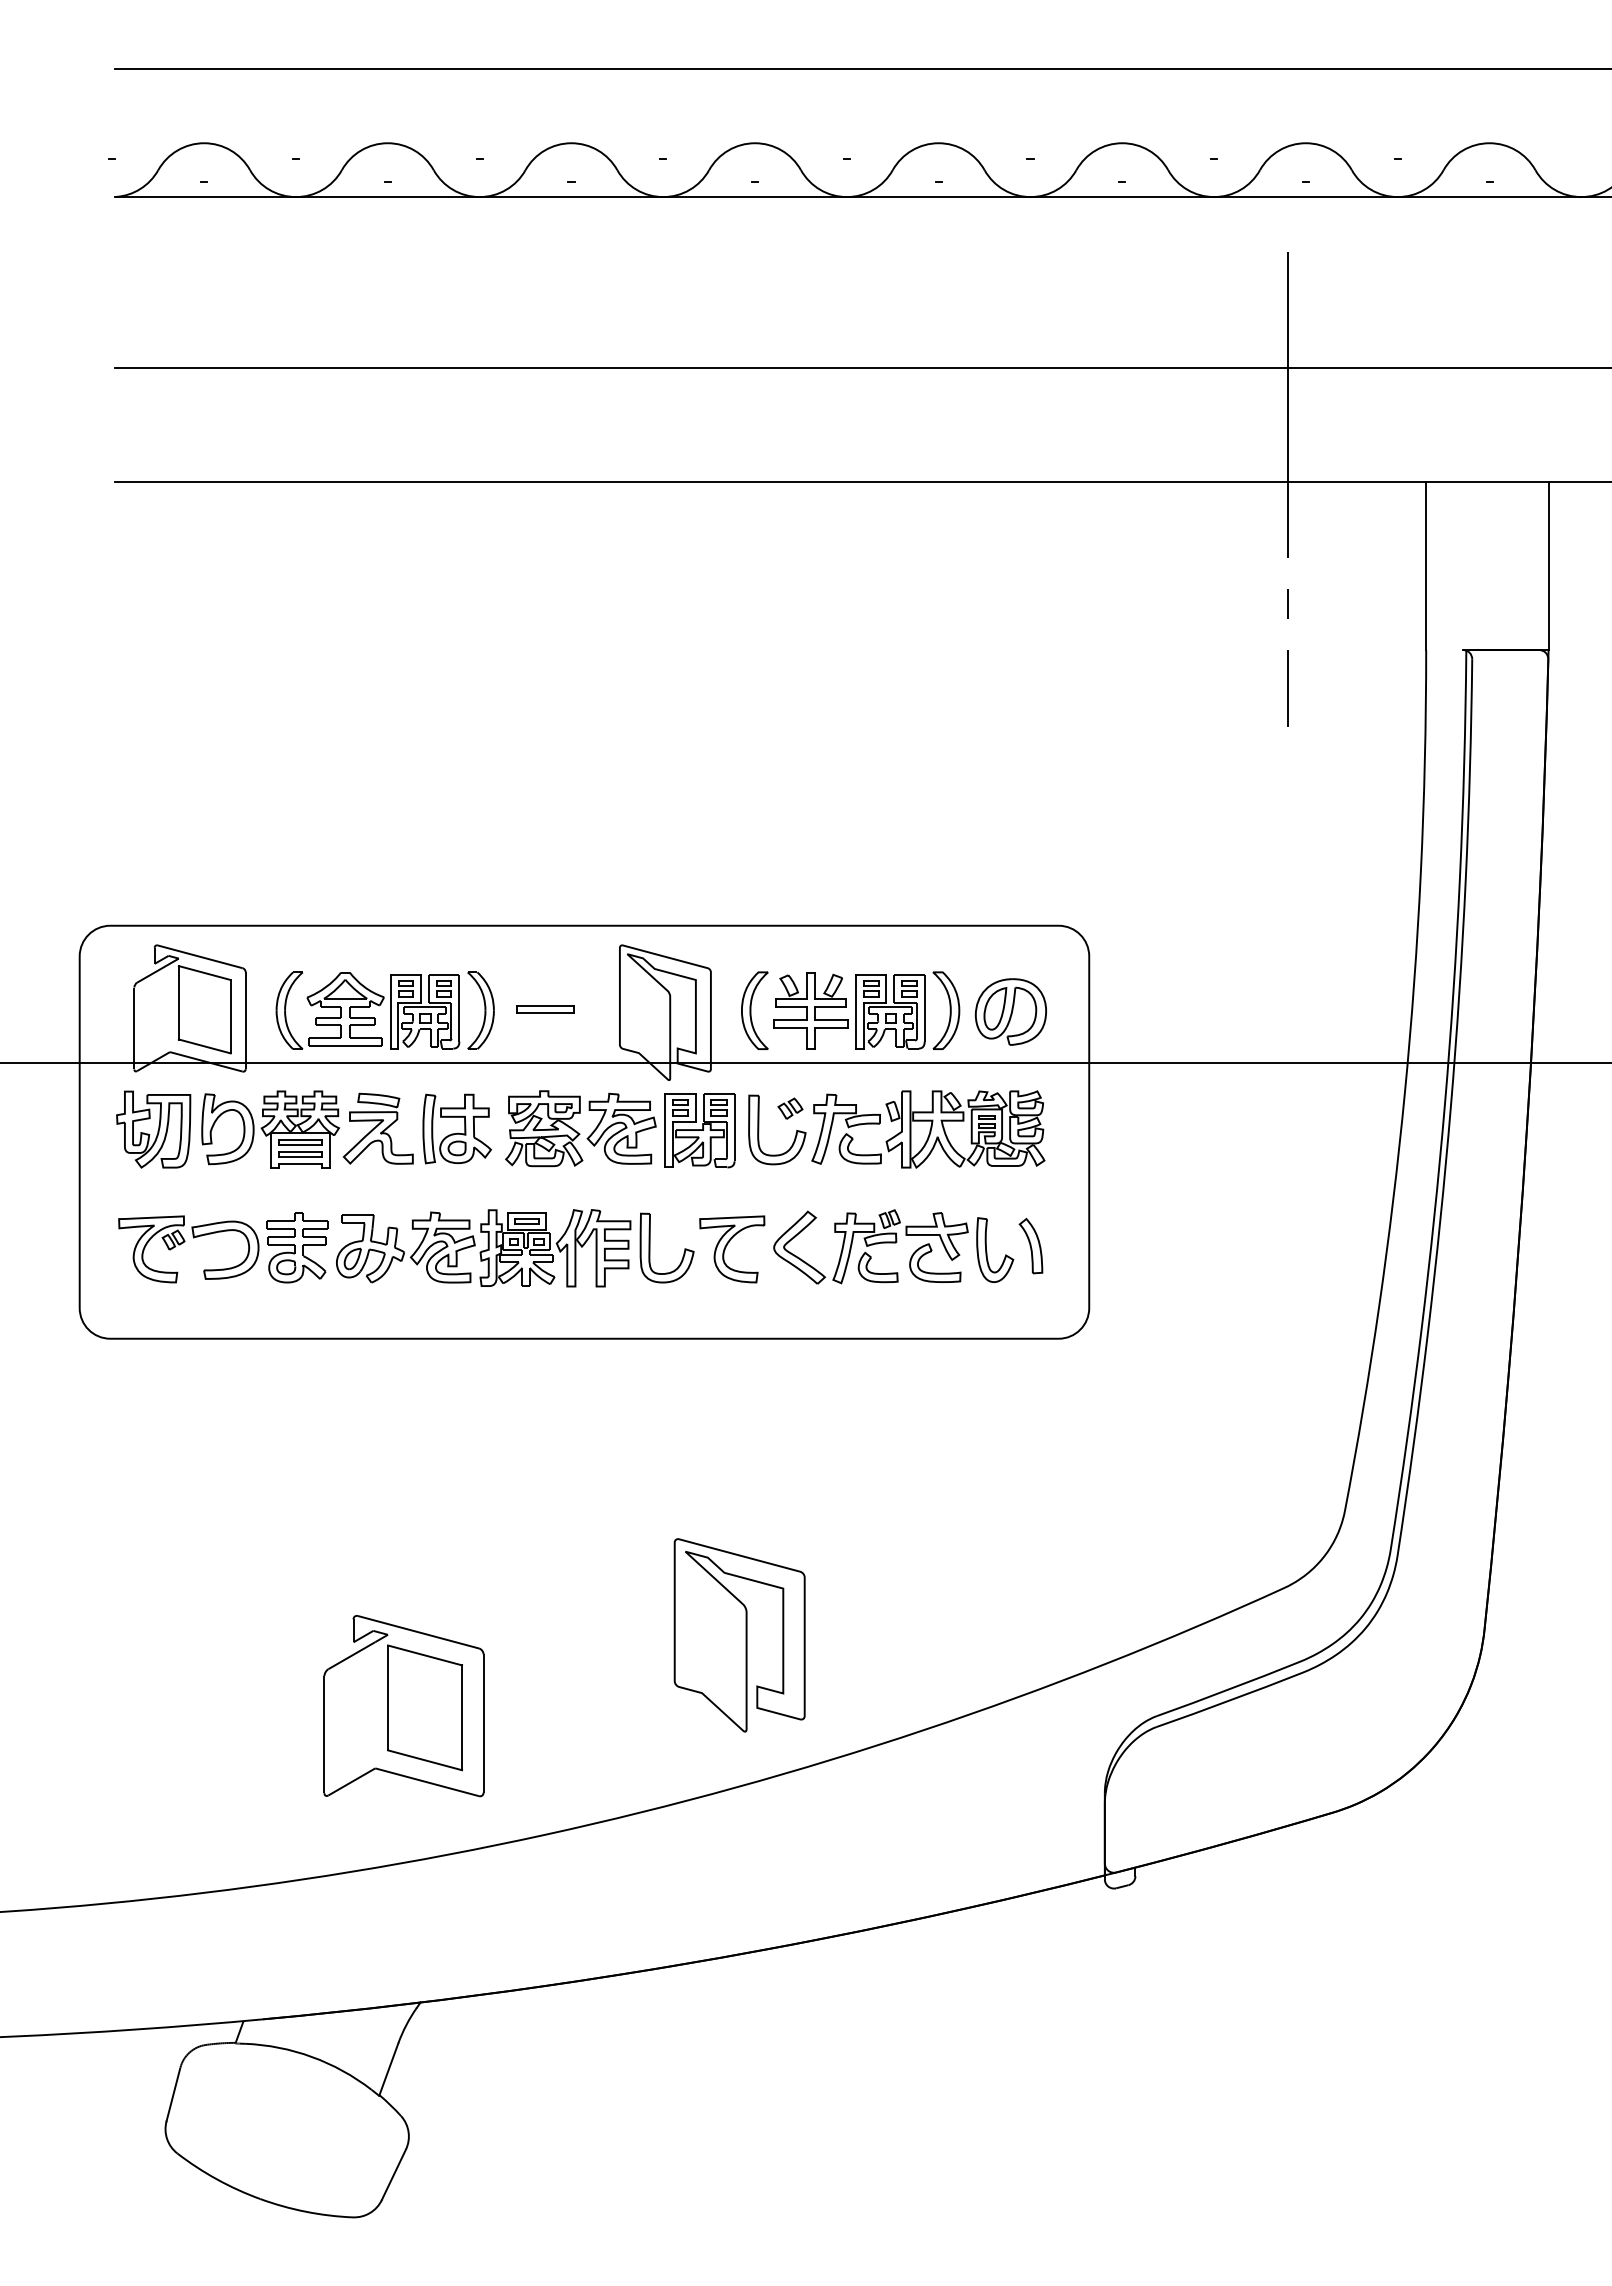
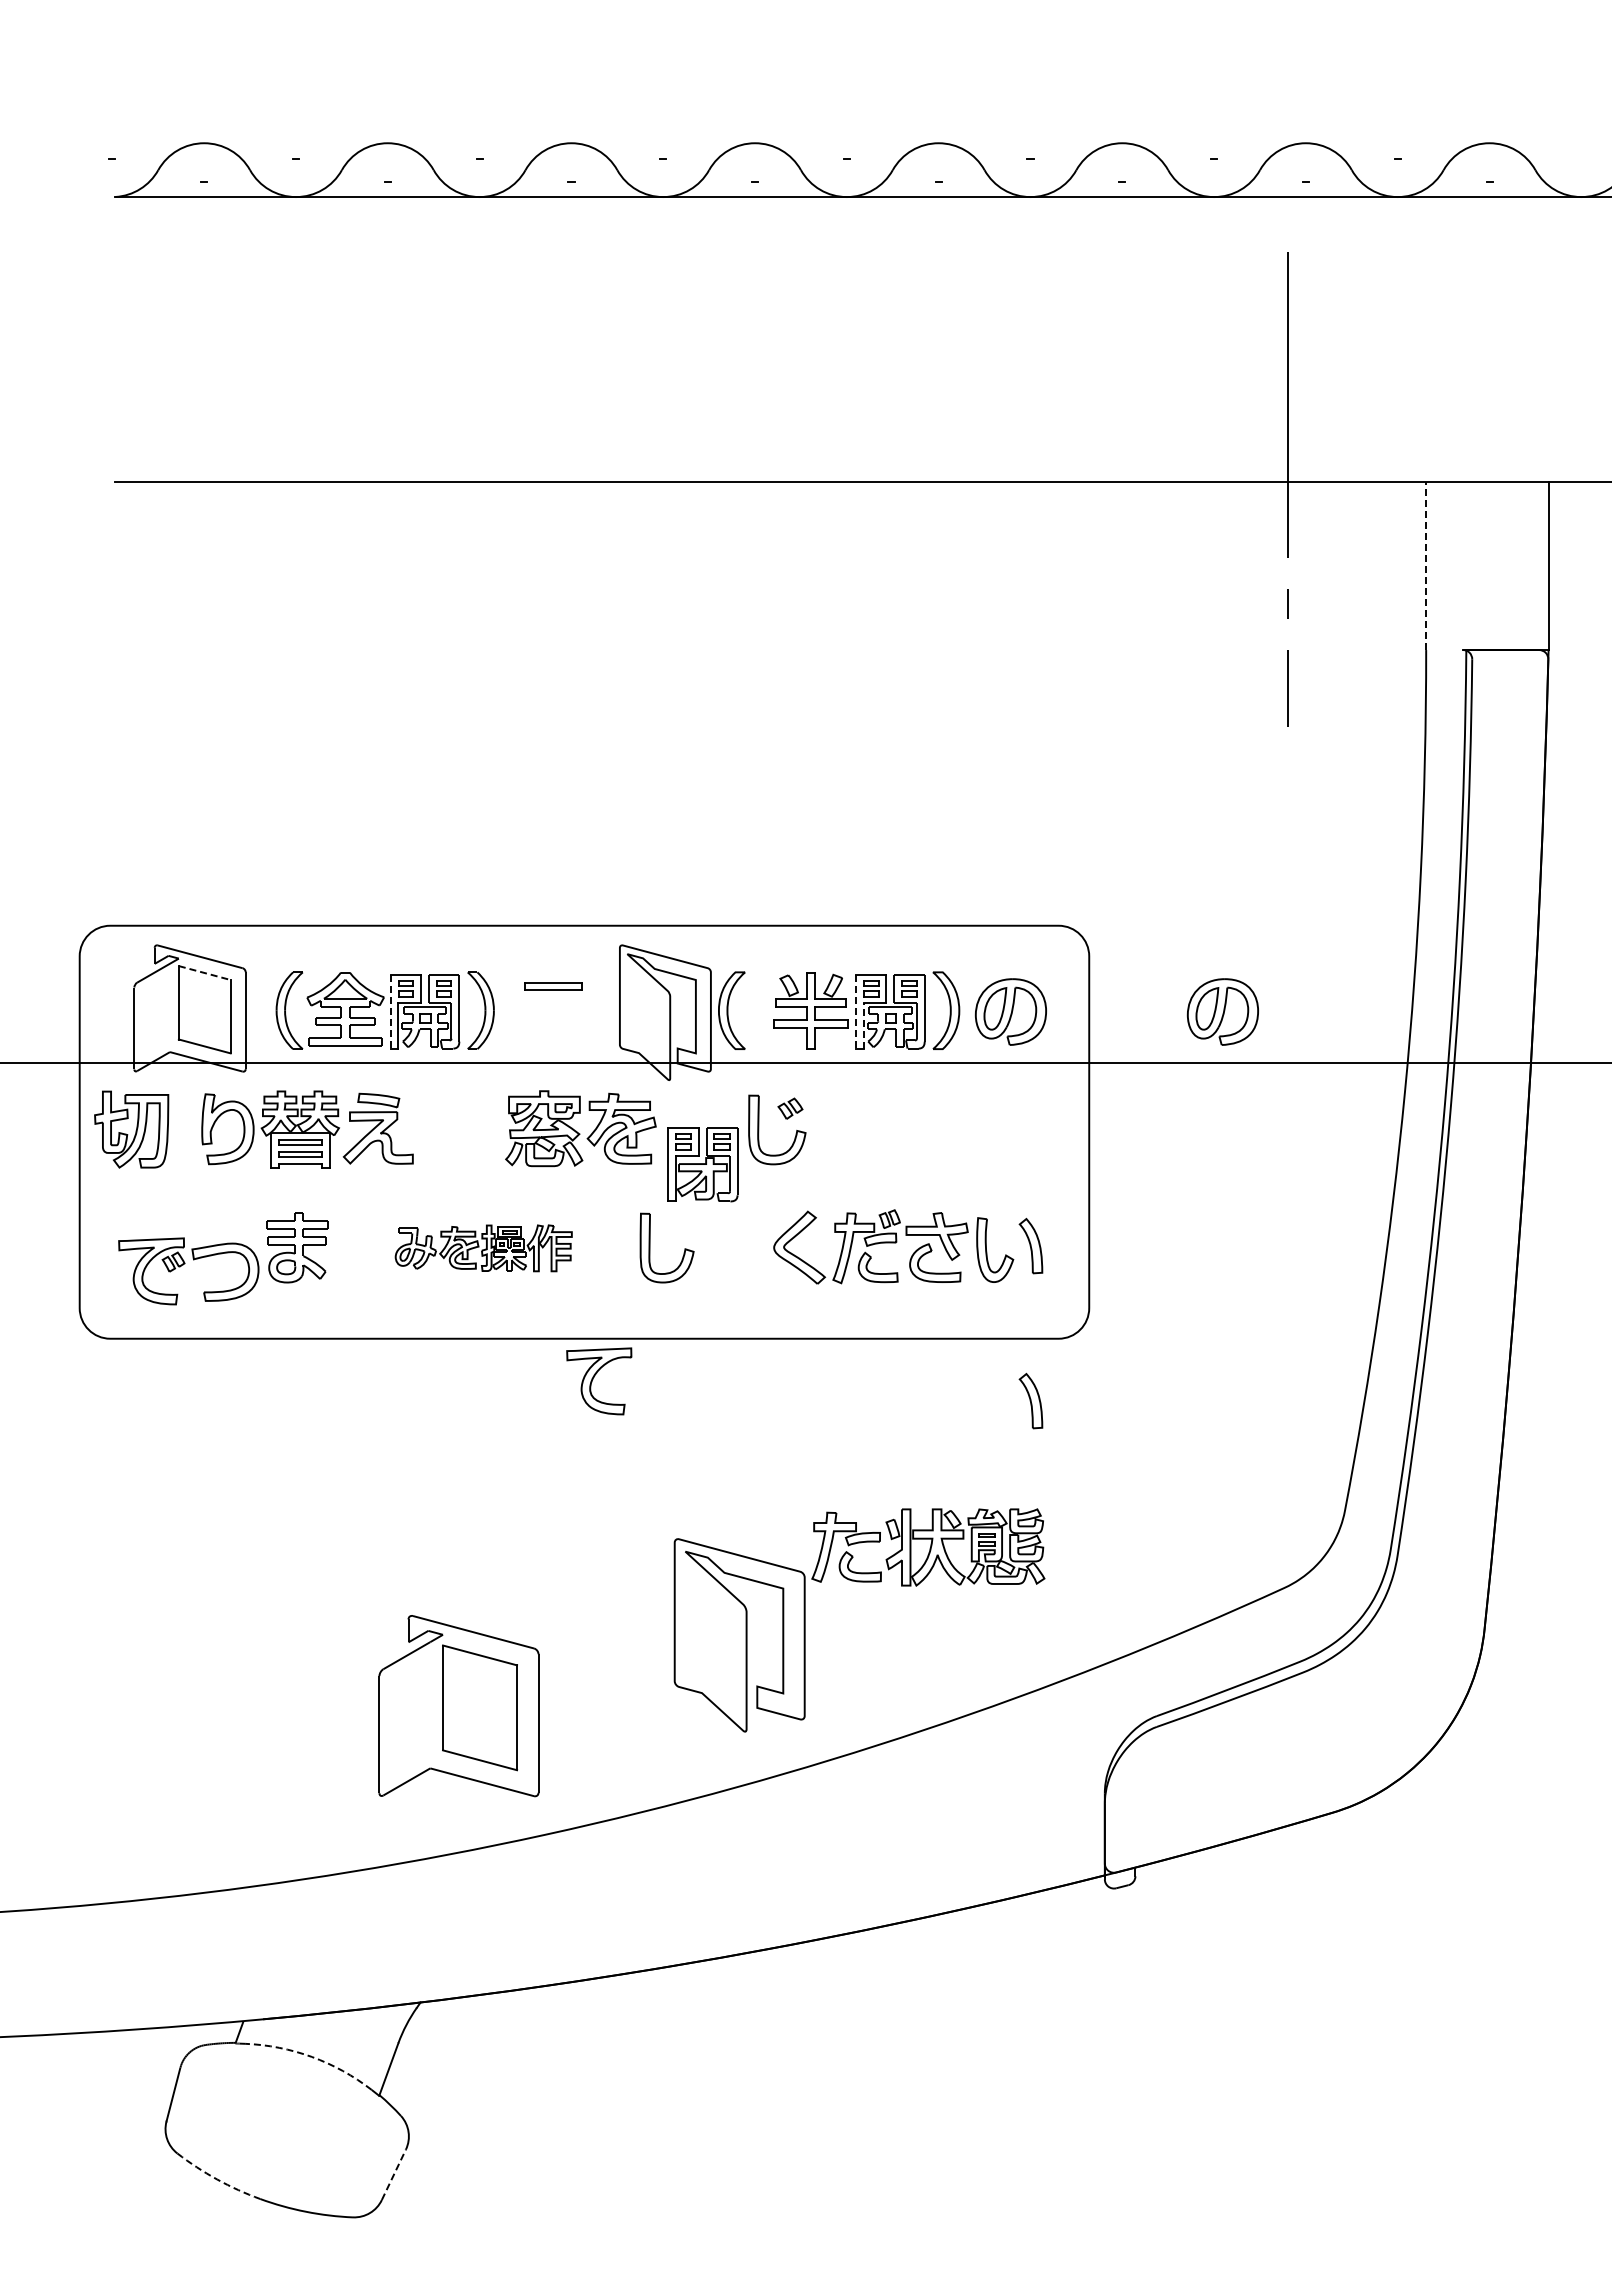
line: present -> none (861, 68)
line: present -> none (861, 368)
line: solid -> dashed (1426, 565)
line: solid -> dashed (204, 973)
part position: (545, 1009) -> (553, 986) (553, 986)
part position: (754, 1010) -> (731, 1010) (731, 1010)
line: solid -> dashed (390, 1011)
line: solid -> dashed (856, 1011)
part: none -> present (1222, 1011)
line: solid -> dashed (863, 1025)
part: present -> none (456, 1128)
part position: (153, 1129) -> (131, 1129) (131, 1129)
part position: (928, 1129) -> (928, 1547) (928, 1547)
part position: (699, 1130) -> (702, 1164) (702, 1164)
part position: (183, 1243) -> (183, 1265) (183, 1265)
part position: (726, 1247) -> (593, 1379) (593, 1379)
part size: 296x79 px -> 179x49 px (483, 1248)
part: none -> present (1030, 1400)
part position: (403, 1706) -> (458, 1706) (458, 1706)
arc: solid -> dashed (311, 2056)
line: solid -> dashed (393, 2174)
arc: solid -> dashed (217, 2179)
